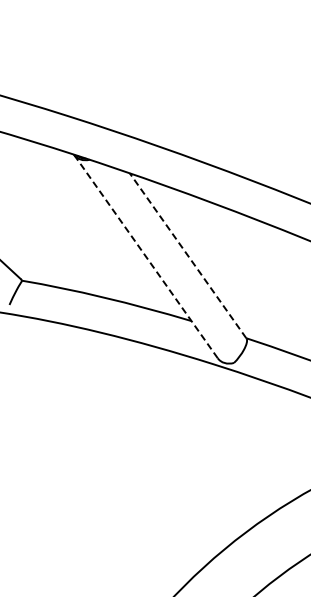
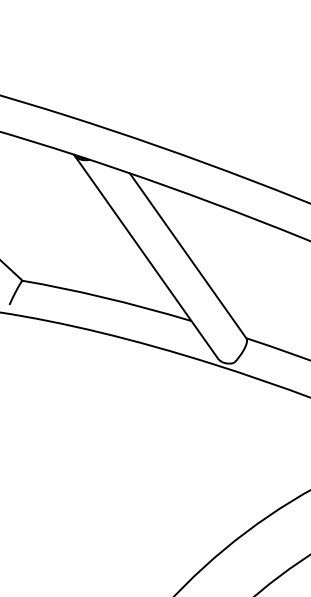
line: dashed -> solid (188, 255)
line: dashed -> solid (145, 256)
